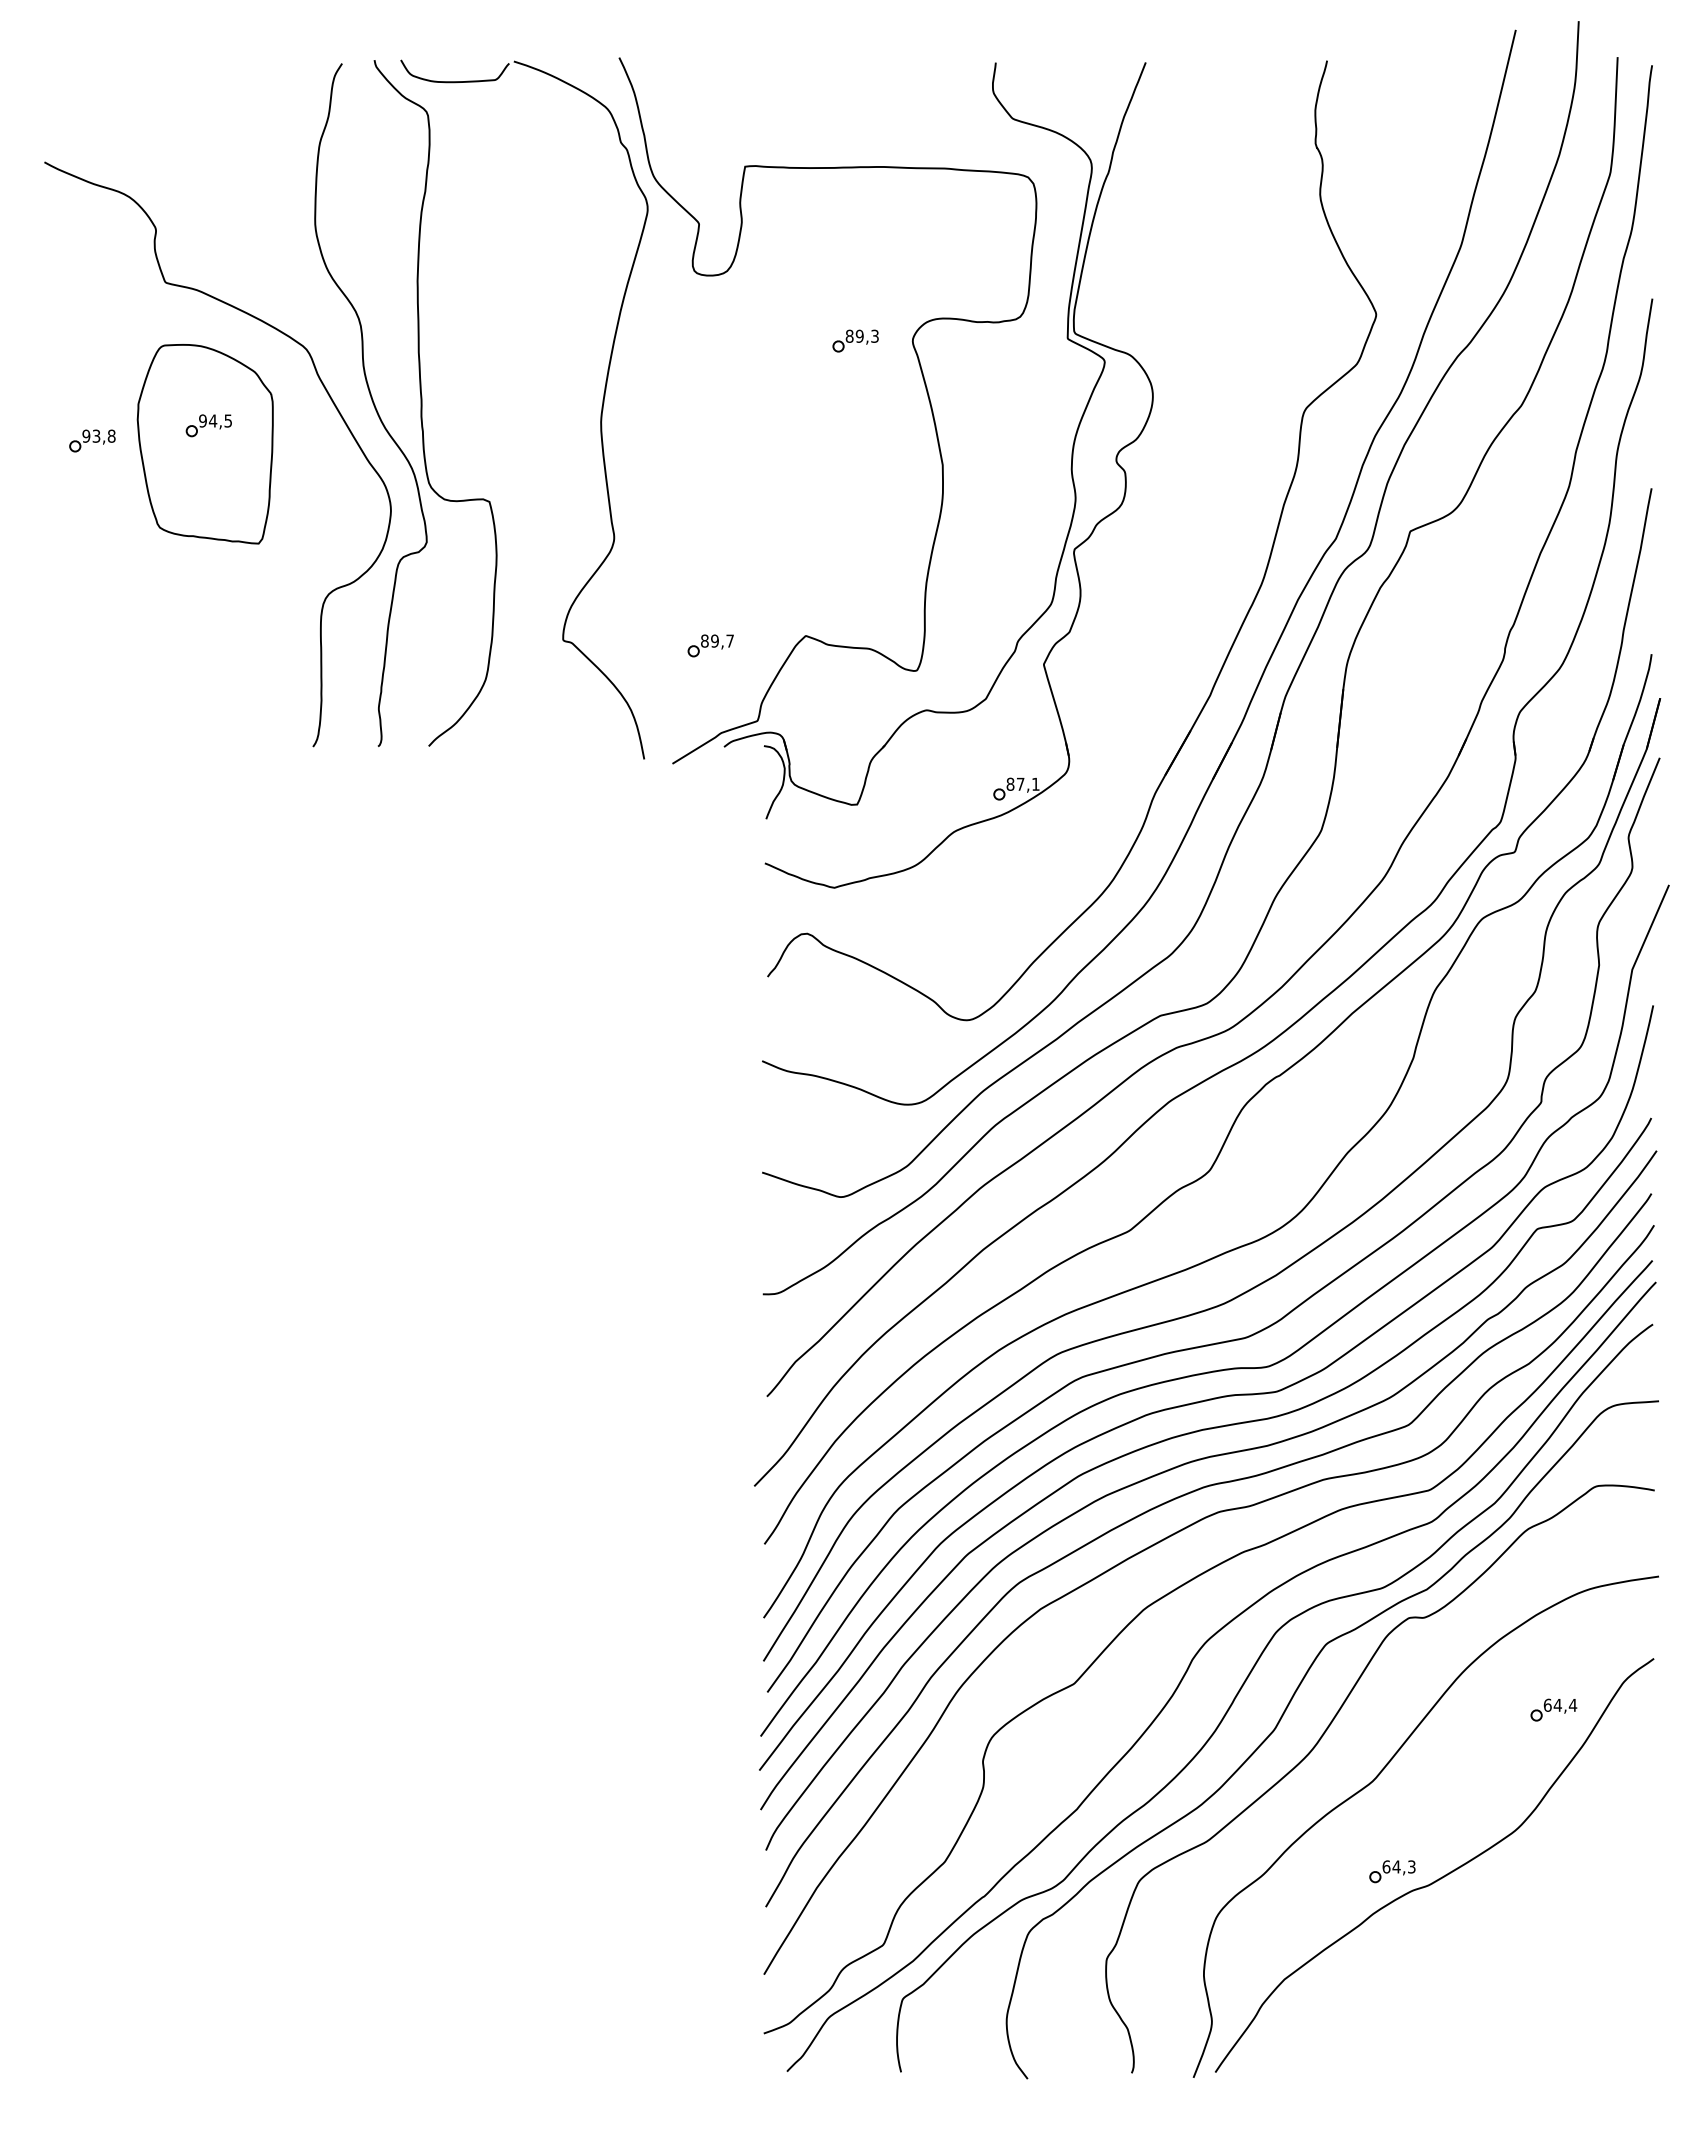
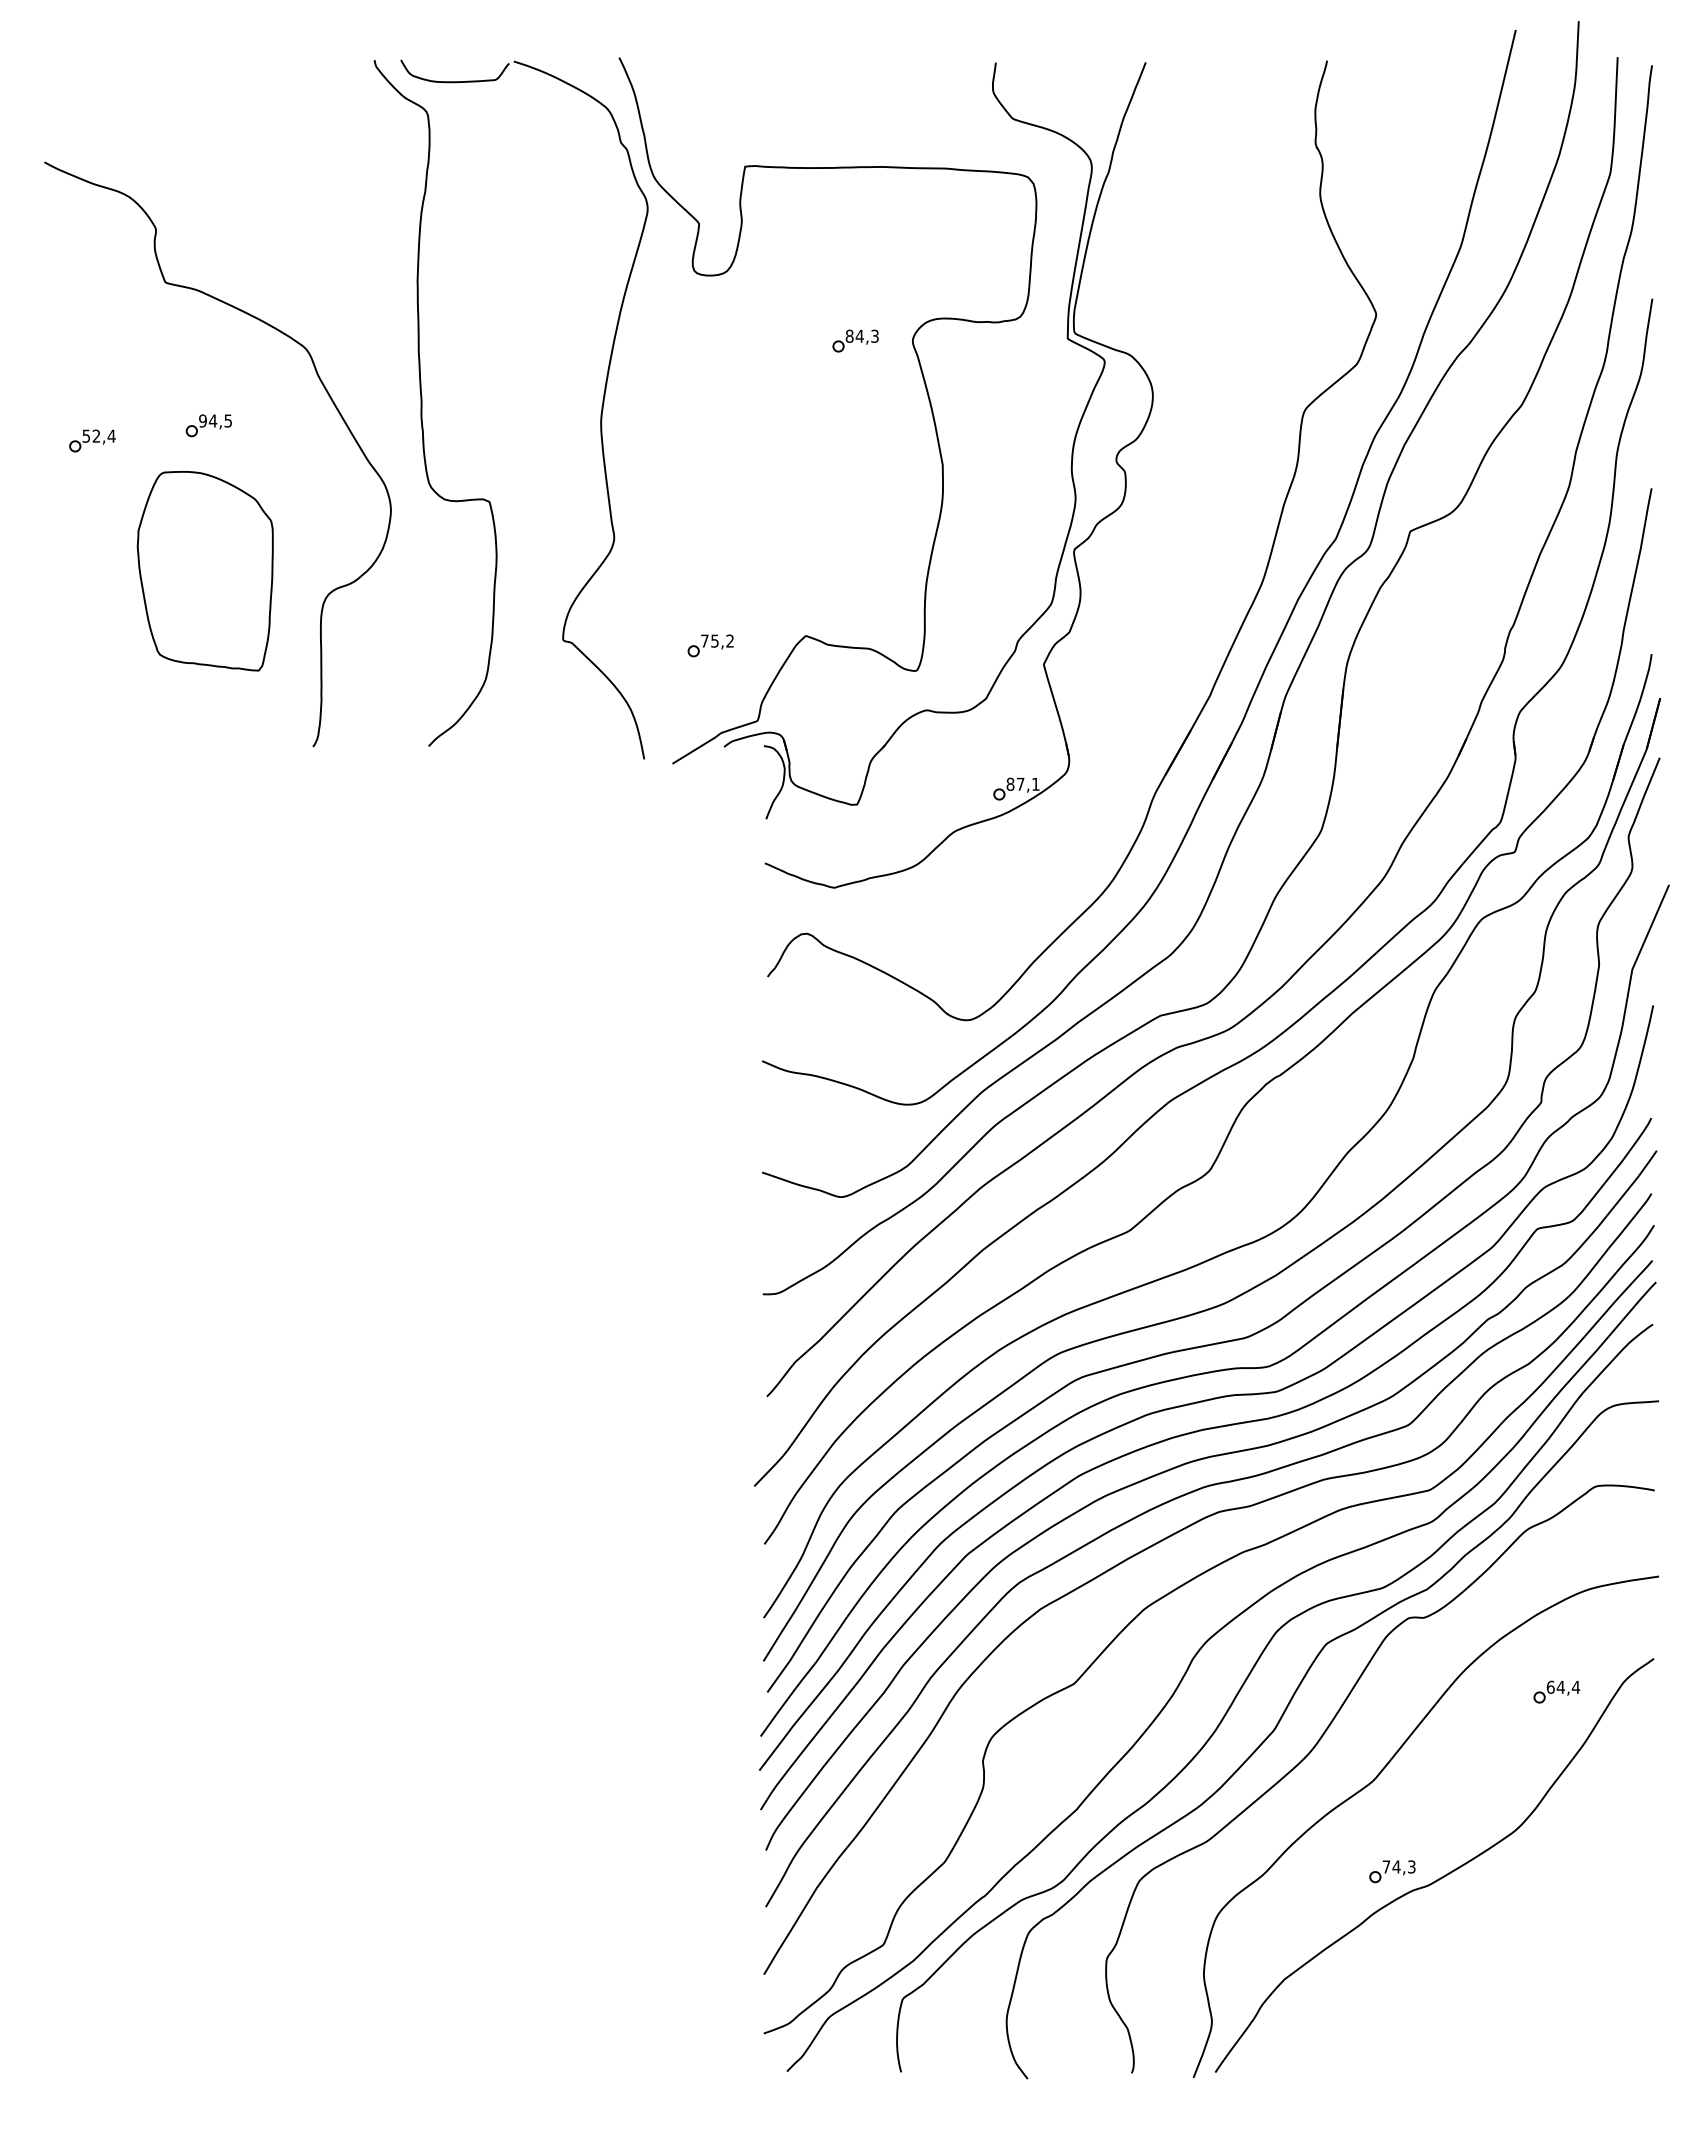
text: 89,3 -> 84,3 (859, 335)
curve: present -> none (372, 403)
text: 93,8 -> 52,4 (98, 435)
part position: (204, 444) -> (204, 571) (204, 571)
text: 89,7 -> 75,2 (717, 640)
part position: (1553, 1709) -> (1556, 1691) (1556, 1691)
text: 64,3 -> 74,3 (1386, 1866)
